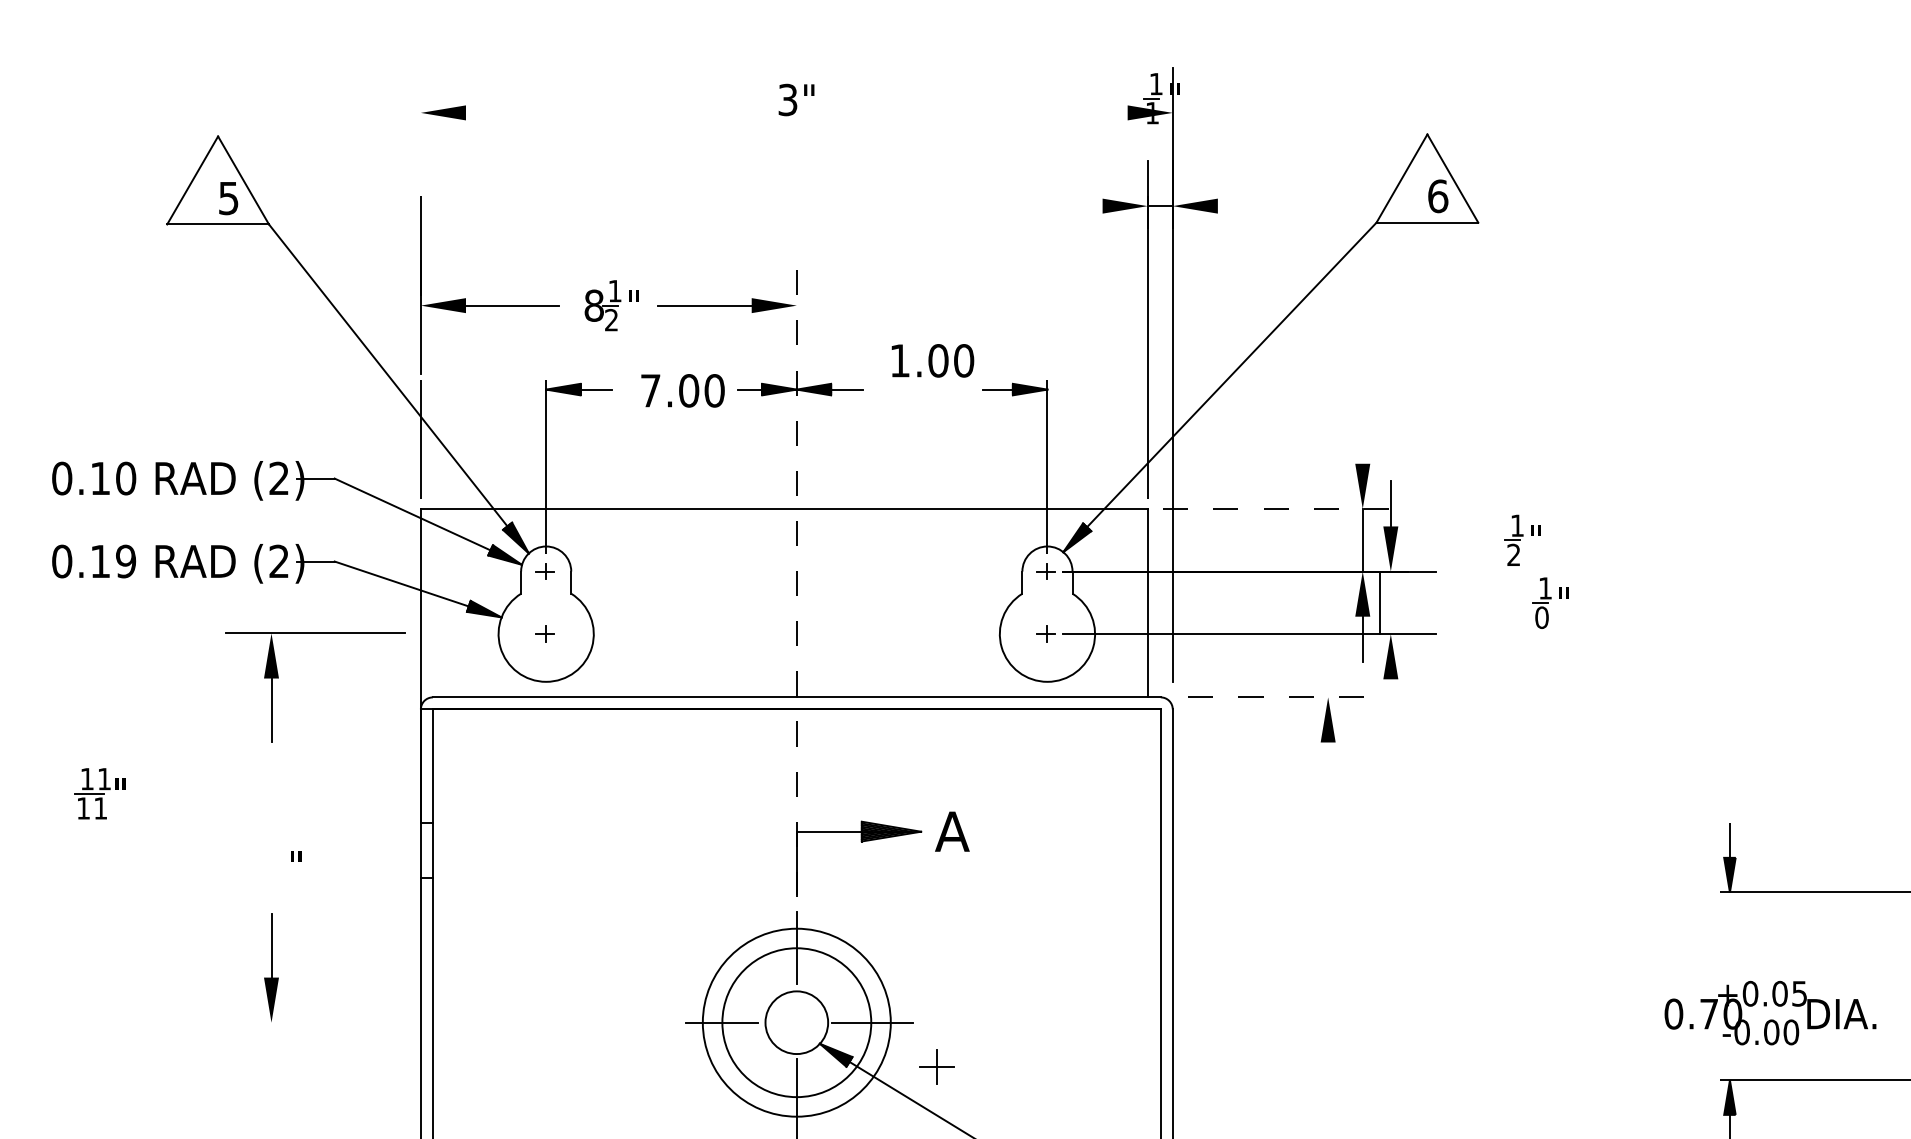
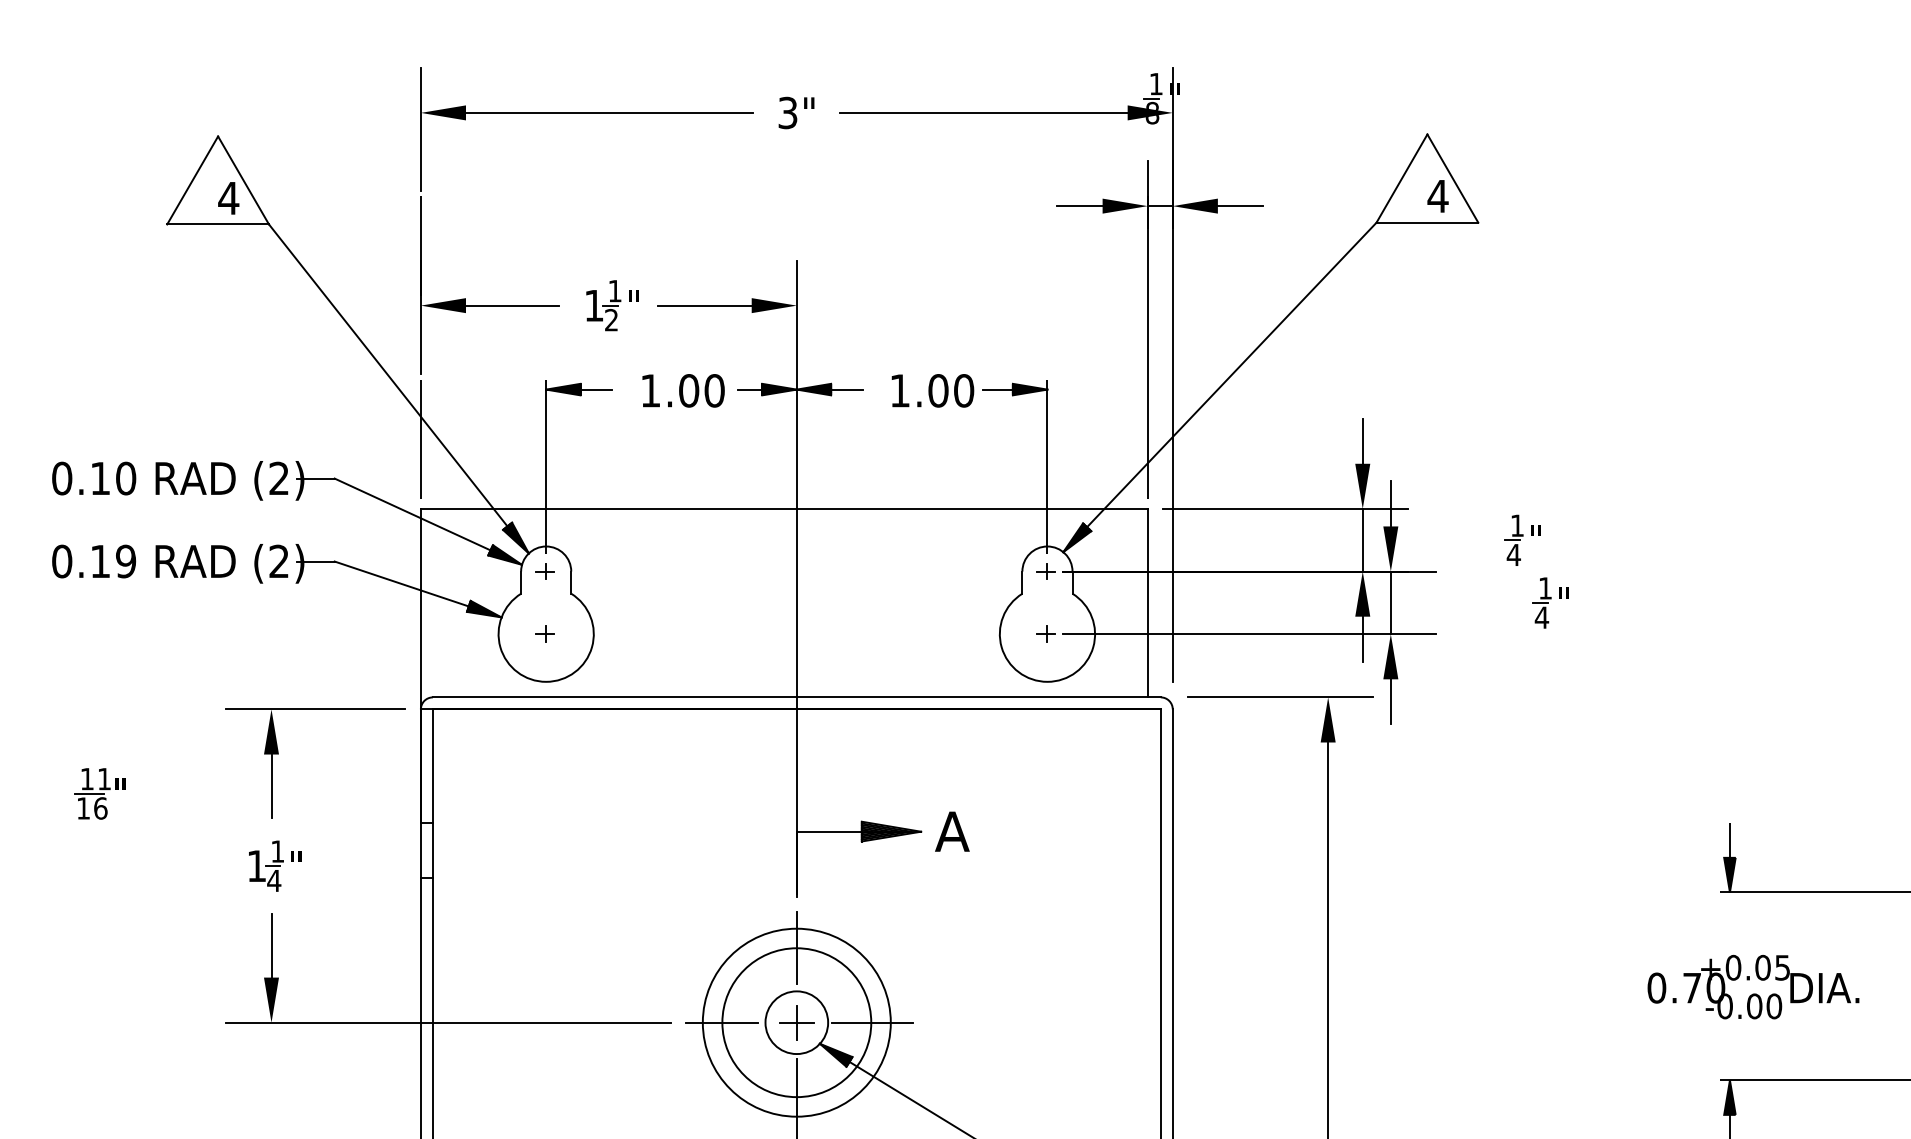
text position: (796, 99) -> (796, 112) (796, 112)
line: none -> present (609, 112)
line: none -> present (983, 112)
text: 1 -> 8 (1152, 112)
line: none -> present (420, 128)
text: 6 -> 4 (1437, 196)
text: 5 -> 4 (228, 198)
line: none -> present (1079, 206)
line: none -> present (1240, 206)
text: 8 -> 1 (593, 305)
text position: (932, 360) -> (932, 390) (932, 390)
text: 7.00 -> 1.00 (650, 390)
line: none -> present (1362, 440)
line: dashed -> solid (1286, 508)
text: 2 -> 4 (1513, 554)
line: dashed -> solid (796, 578)
line position: (1379, 602) -> (1390, 602) (1390, 602)
text: 0 -> 4 (1541, 617)
part position: (278, 678) -> (278, 754) (278, 754)
line: dashed -> solid (1281, 697)
line: none -> present (1390, 701)
text: 11 -> 16 (100, 808)
part: none -> present (266, 865)
line: none -> present (1328, 938)
text position: (1770, 1012) -> (1753, 986) (1753, 986)
line: none -> present (448, 1022)
part position: (936, 1066) -> (796, 1022) (796, 1022)
